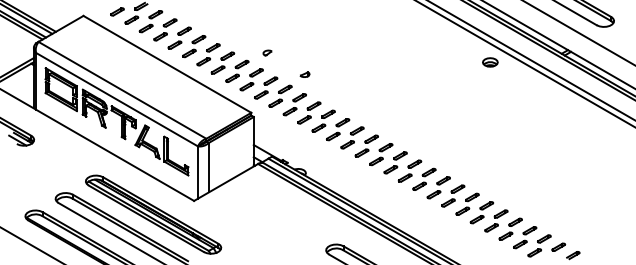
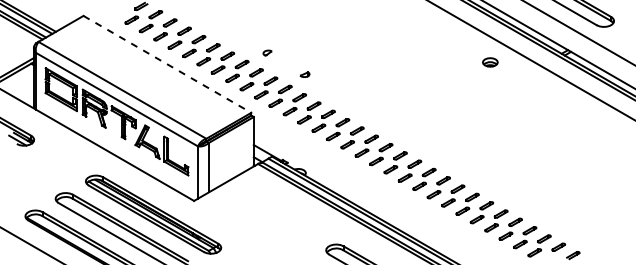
part: present -> none (117, 11)
line: present -> none (525, 63)
line: solid -> dashed (167, 64)
